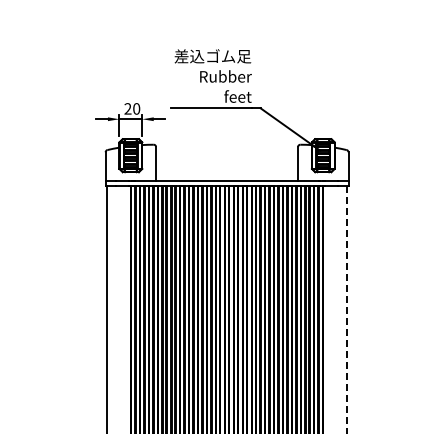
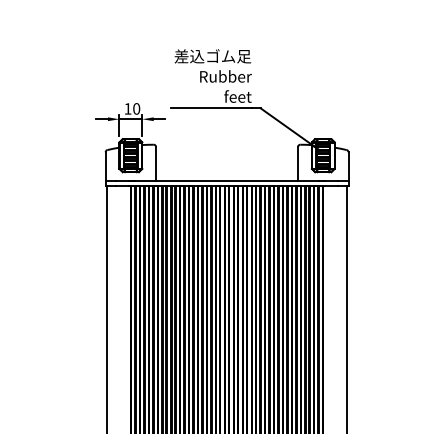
text: 20 -> 10 (127, 108)
line: dashed -> solid (347, 309)
